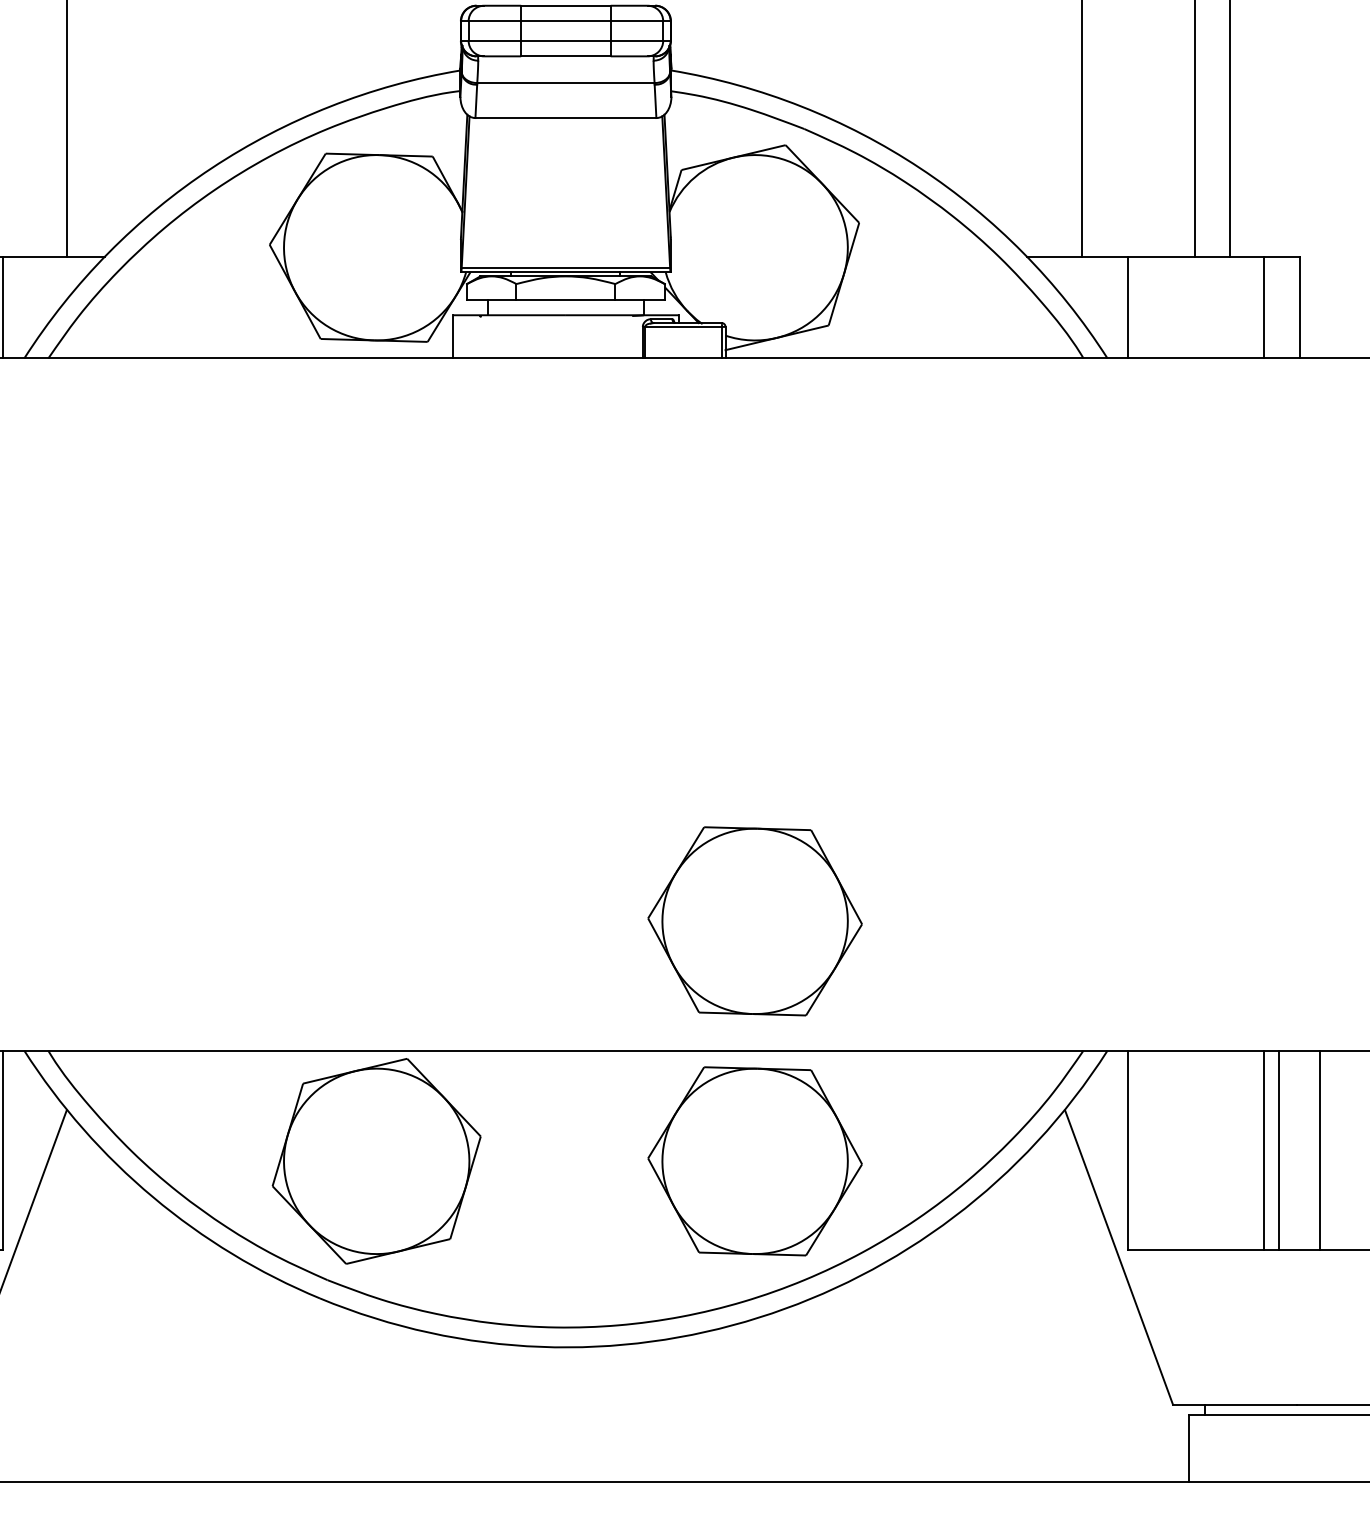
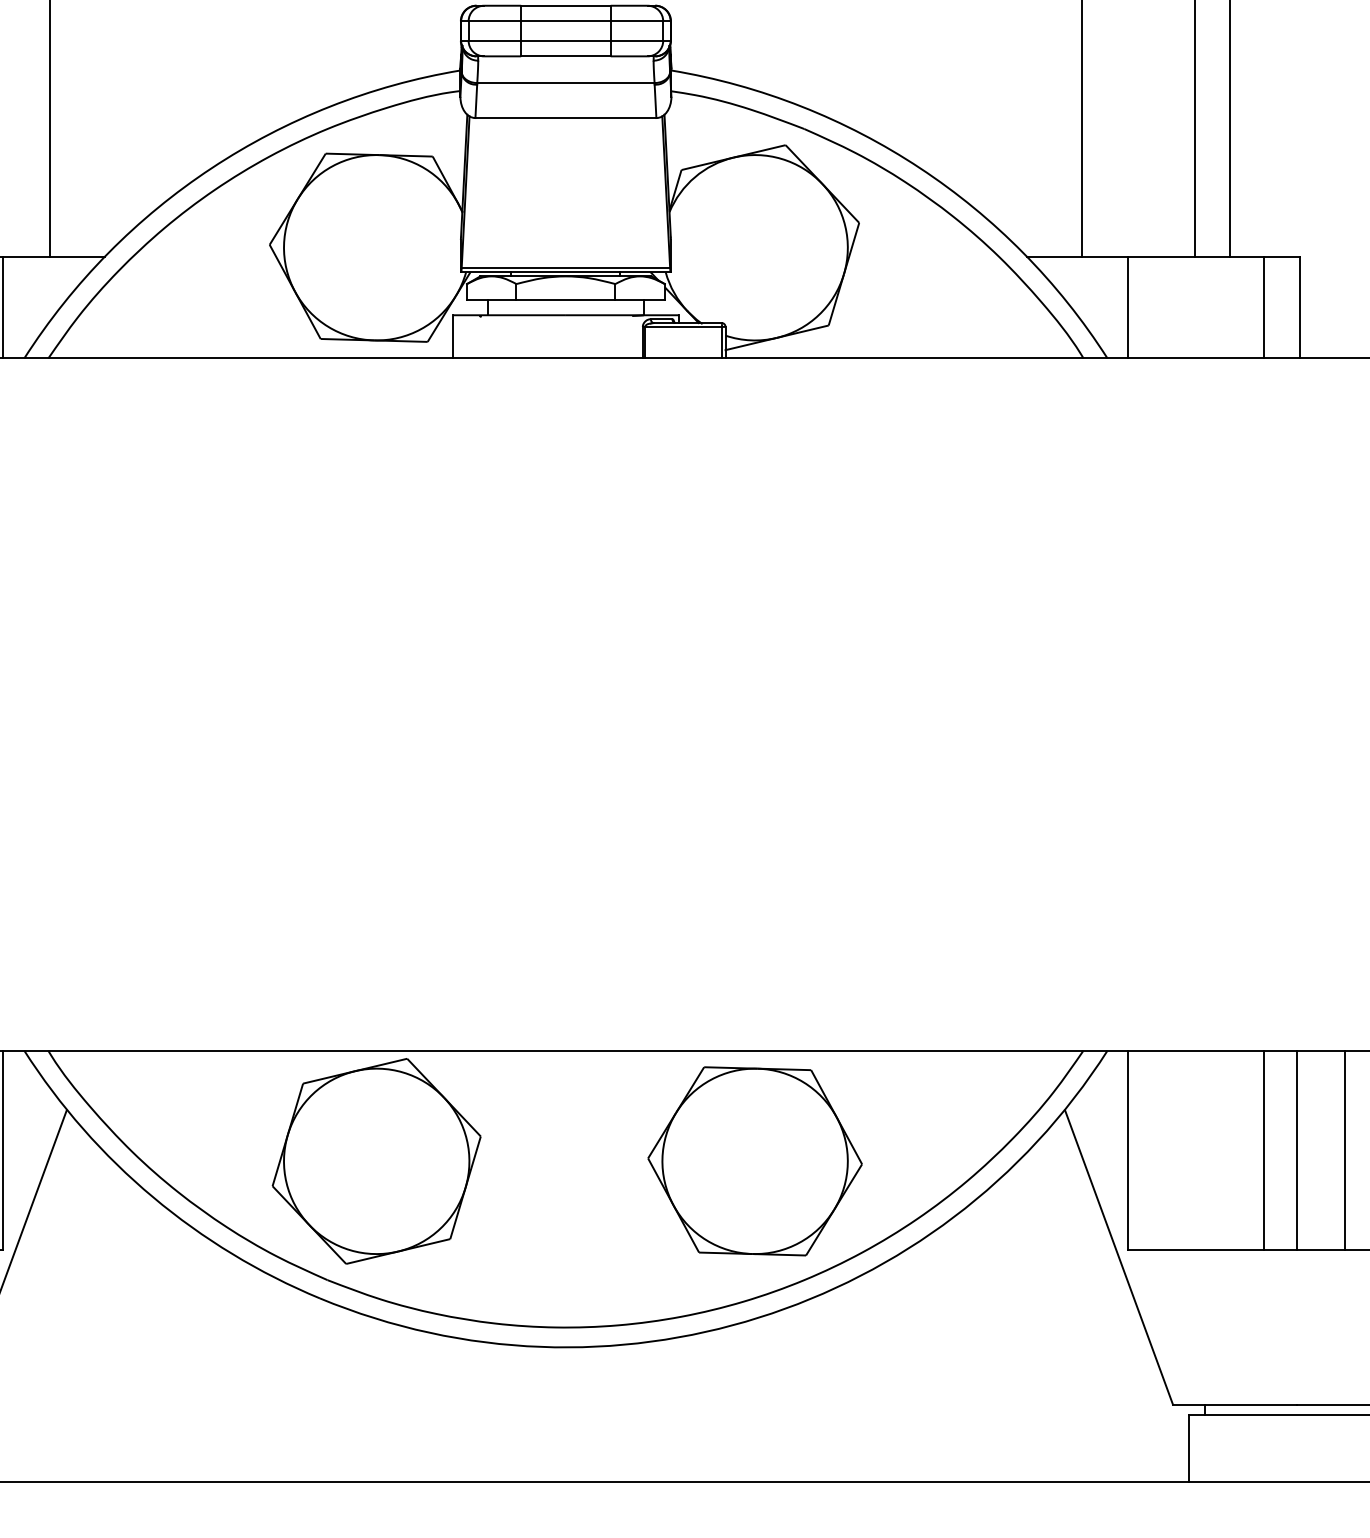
line position: (67, 129) -> (50, 129) (50, 129)
part: present -> none (754, 921)
line position: (1279, 1149) -> (1297, 1149) (1297, 1149)
line position: (1319, 1149) -> (1344, 1149) (1344, 1149)
